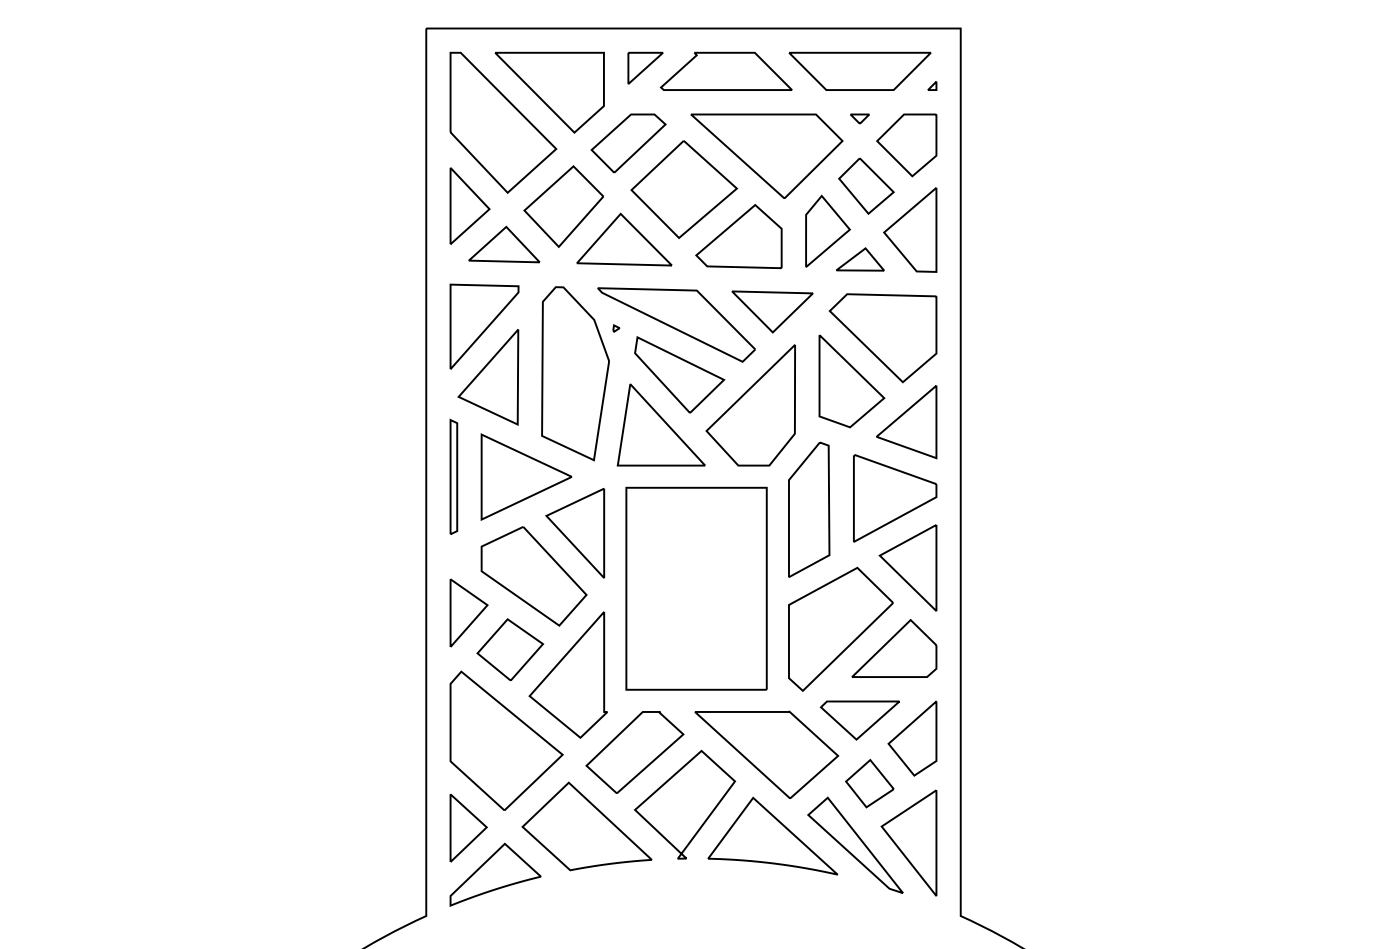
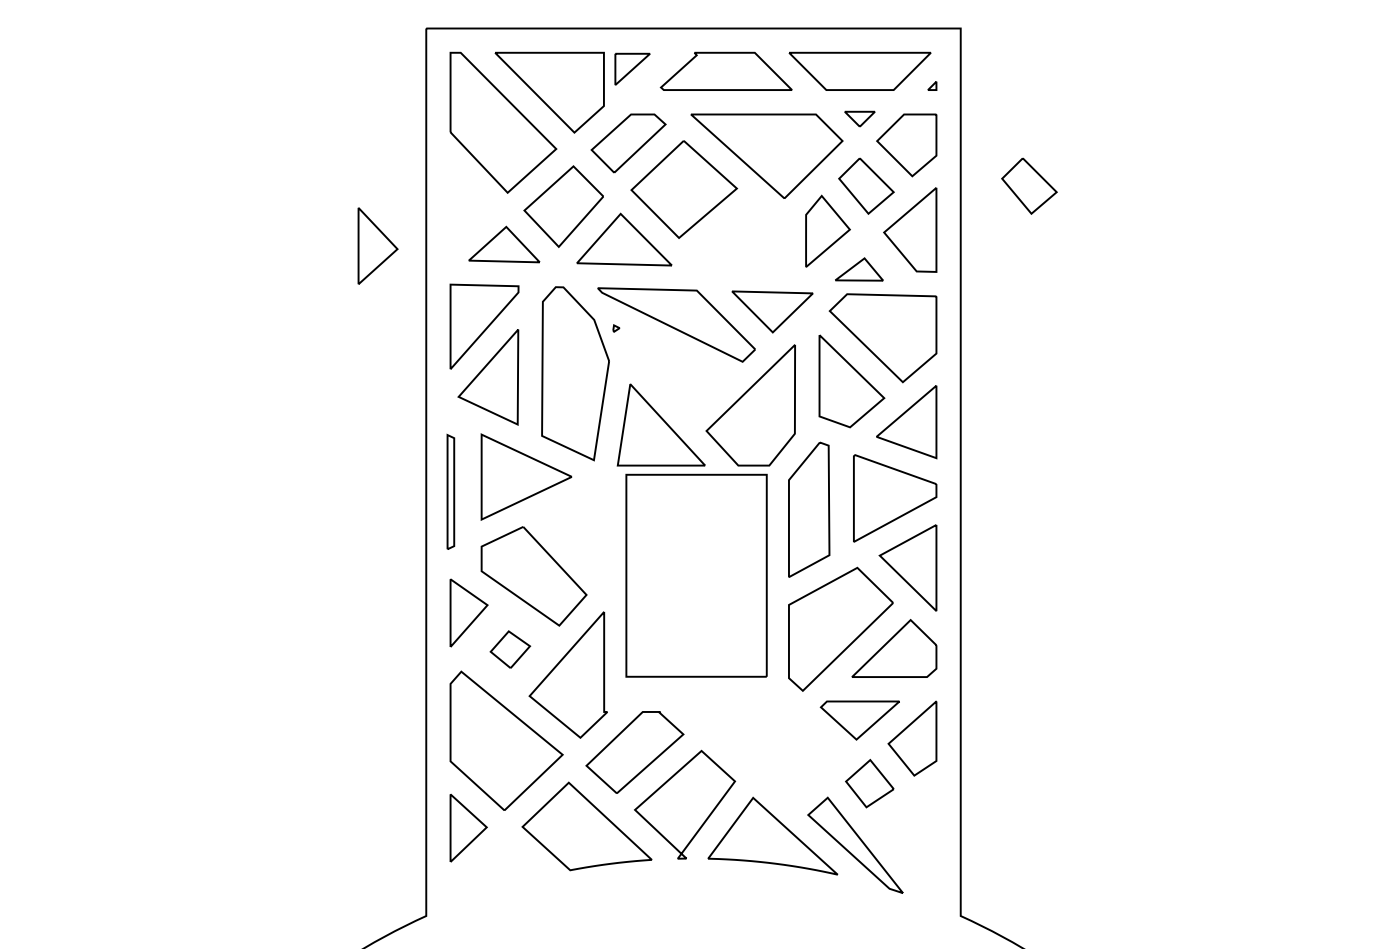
part position: (645, 67) -> (632, 68) (632, 68)
part size: 20x12 px -> 32x18 px (859, 118)
part: none -> present (1029, 185)
part position: (469, 205) -> (377, 245) (377, 245)
part: present -> none (738, 236)
part position: (860, 259) -> (859, 269) (859, 269)
part: present -> none (679, 374)
part position: (453, 476) -> (450, 491) (450, 491)
part: present -> none (575, 533)
part position: (696, 588) -> (696, 575) (696, 575)
part size: 69x63 px -> 43x39 px (510, 649)
part: present -> none (766, 754)
part: present -> none (908, 842)
part: present -> none (495, 874)
